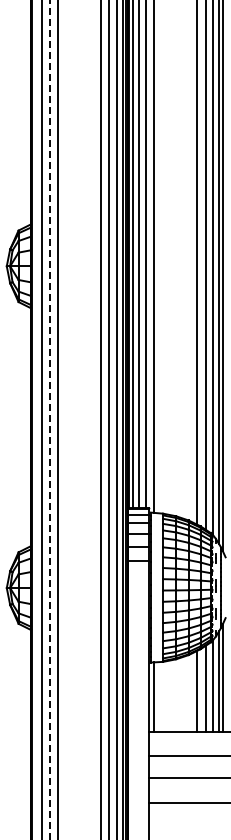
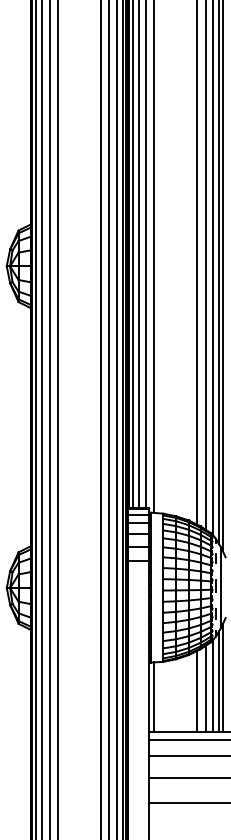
line: none -> present (36, 419)
line: dashed -> solid (49, 420)
line: none -> present (188, 740)
